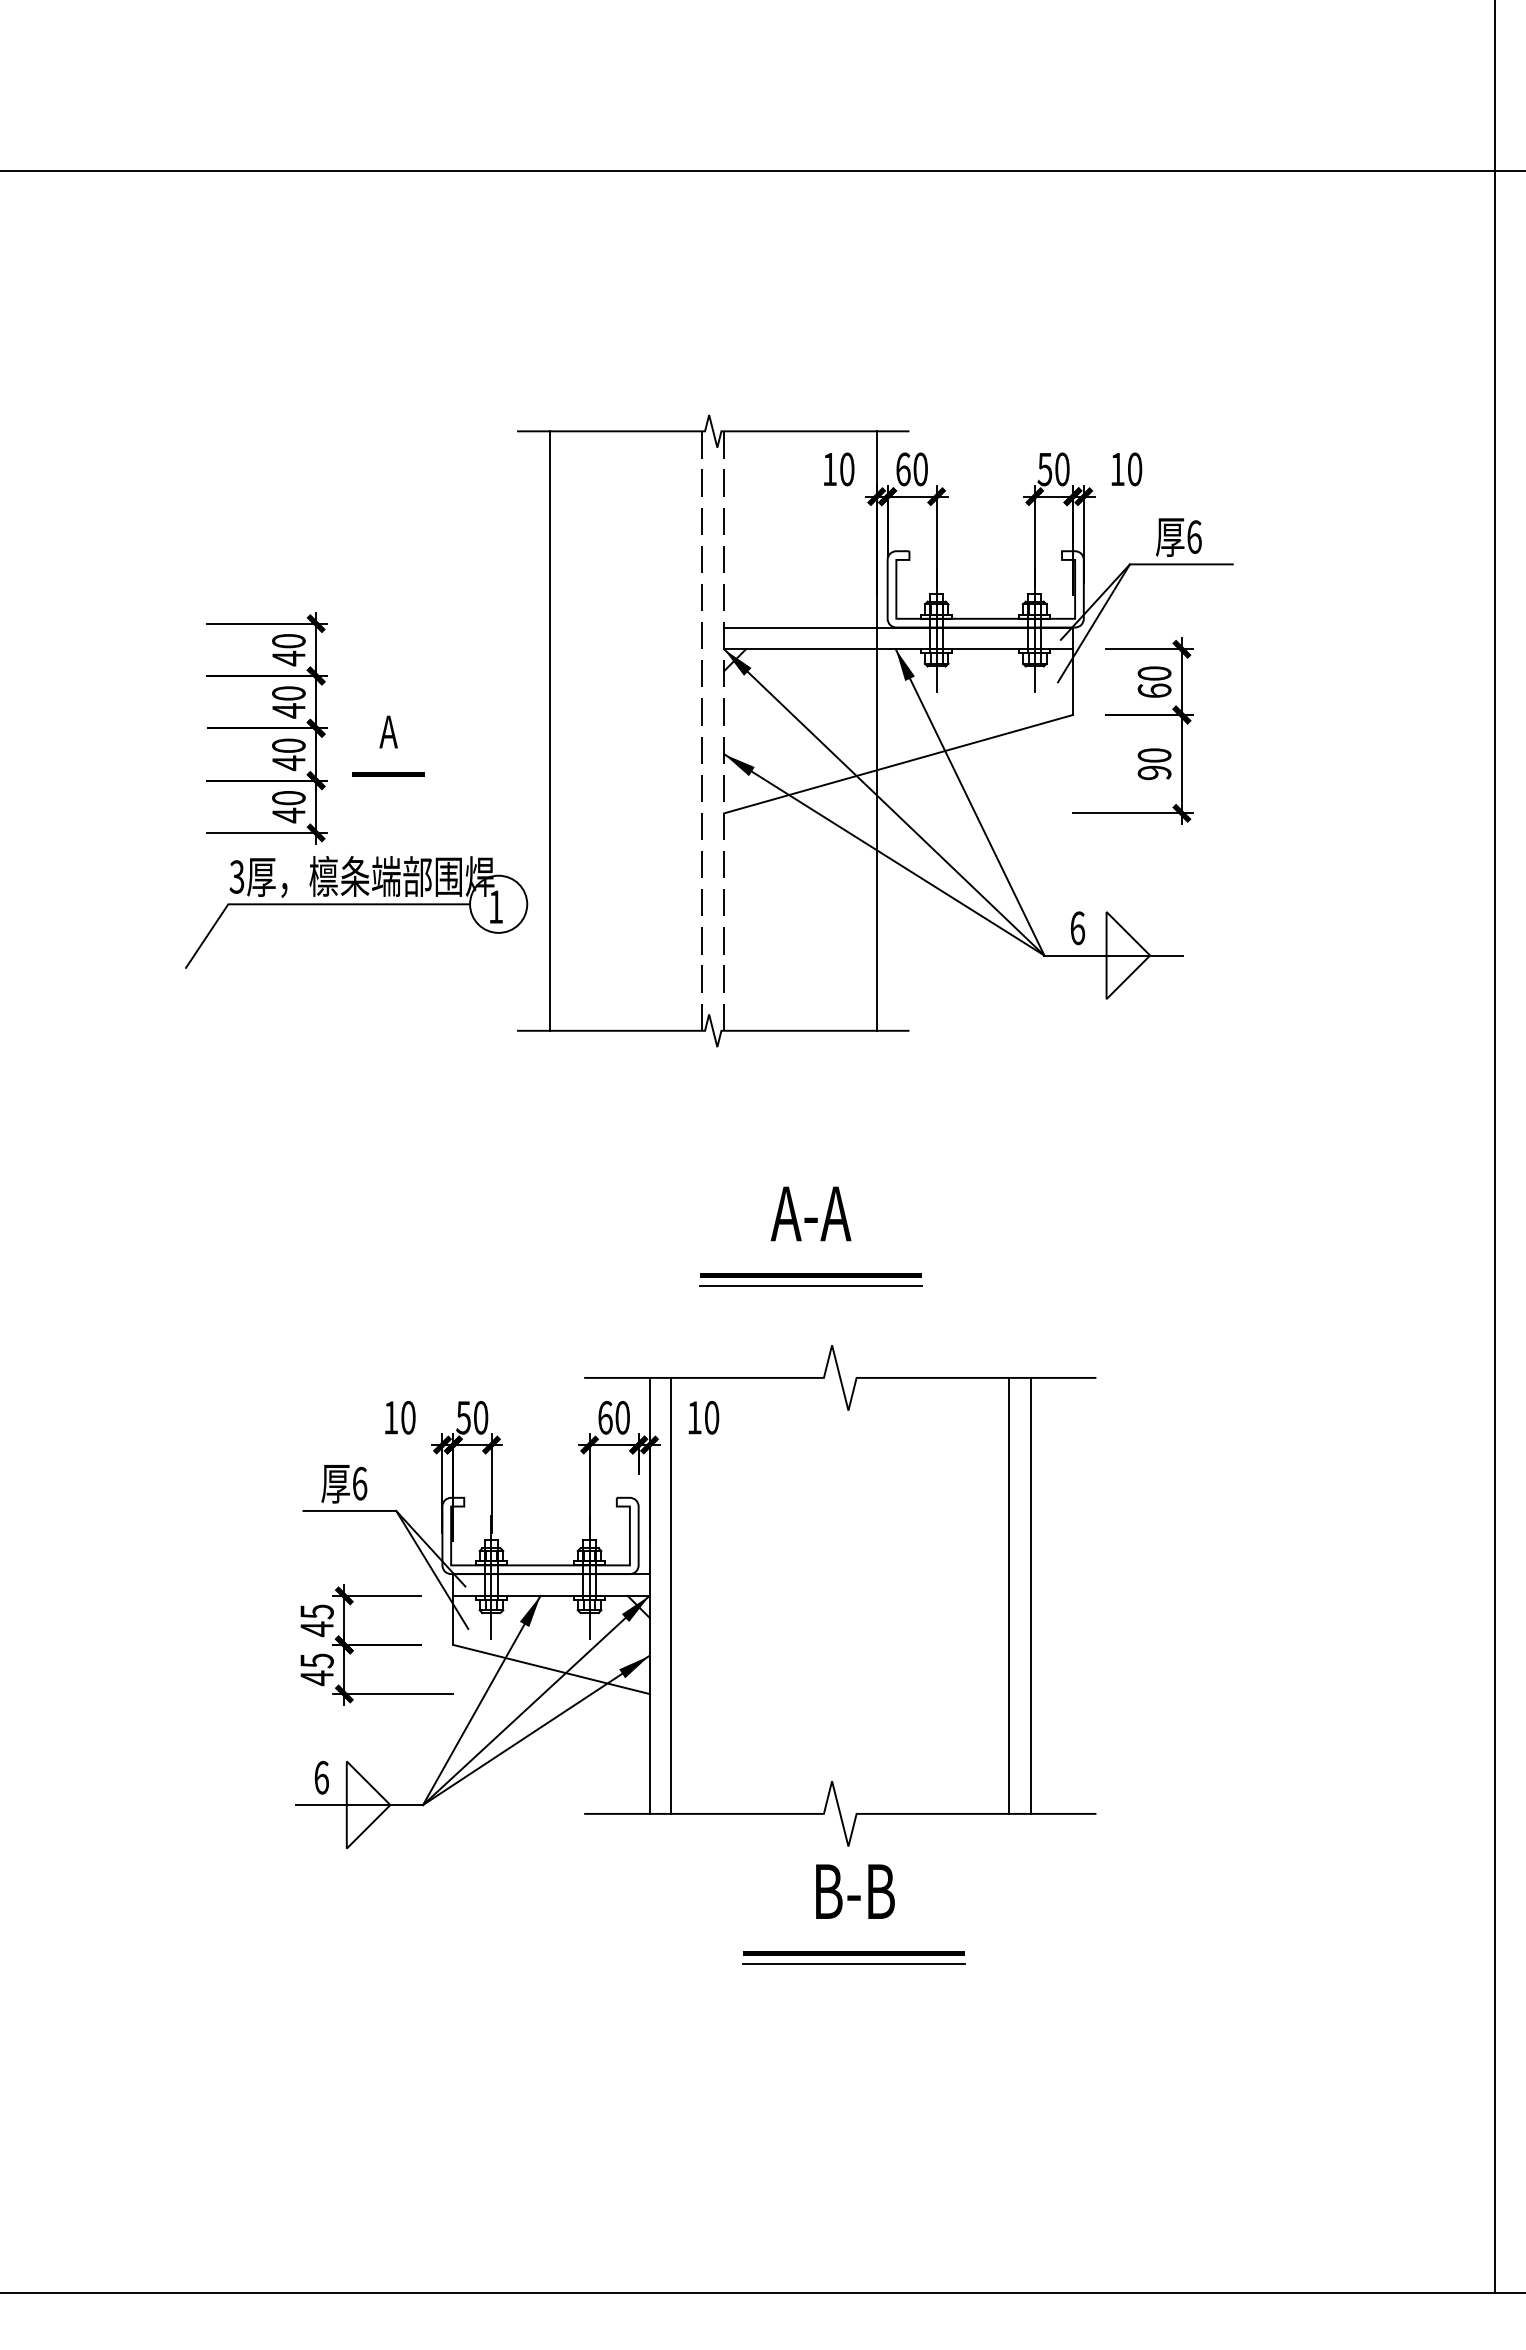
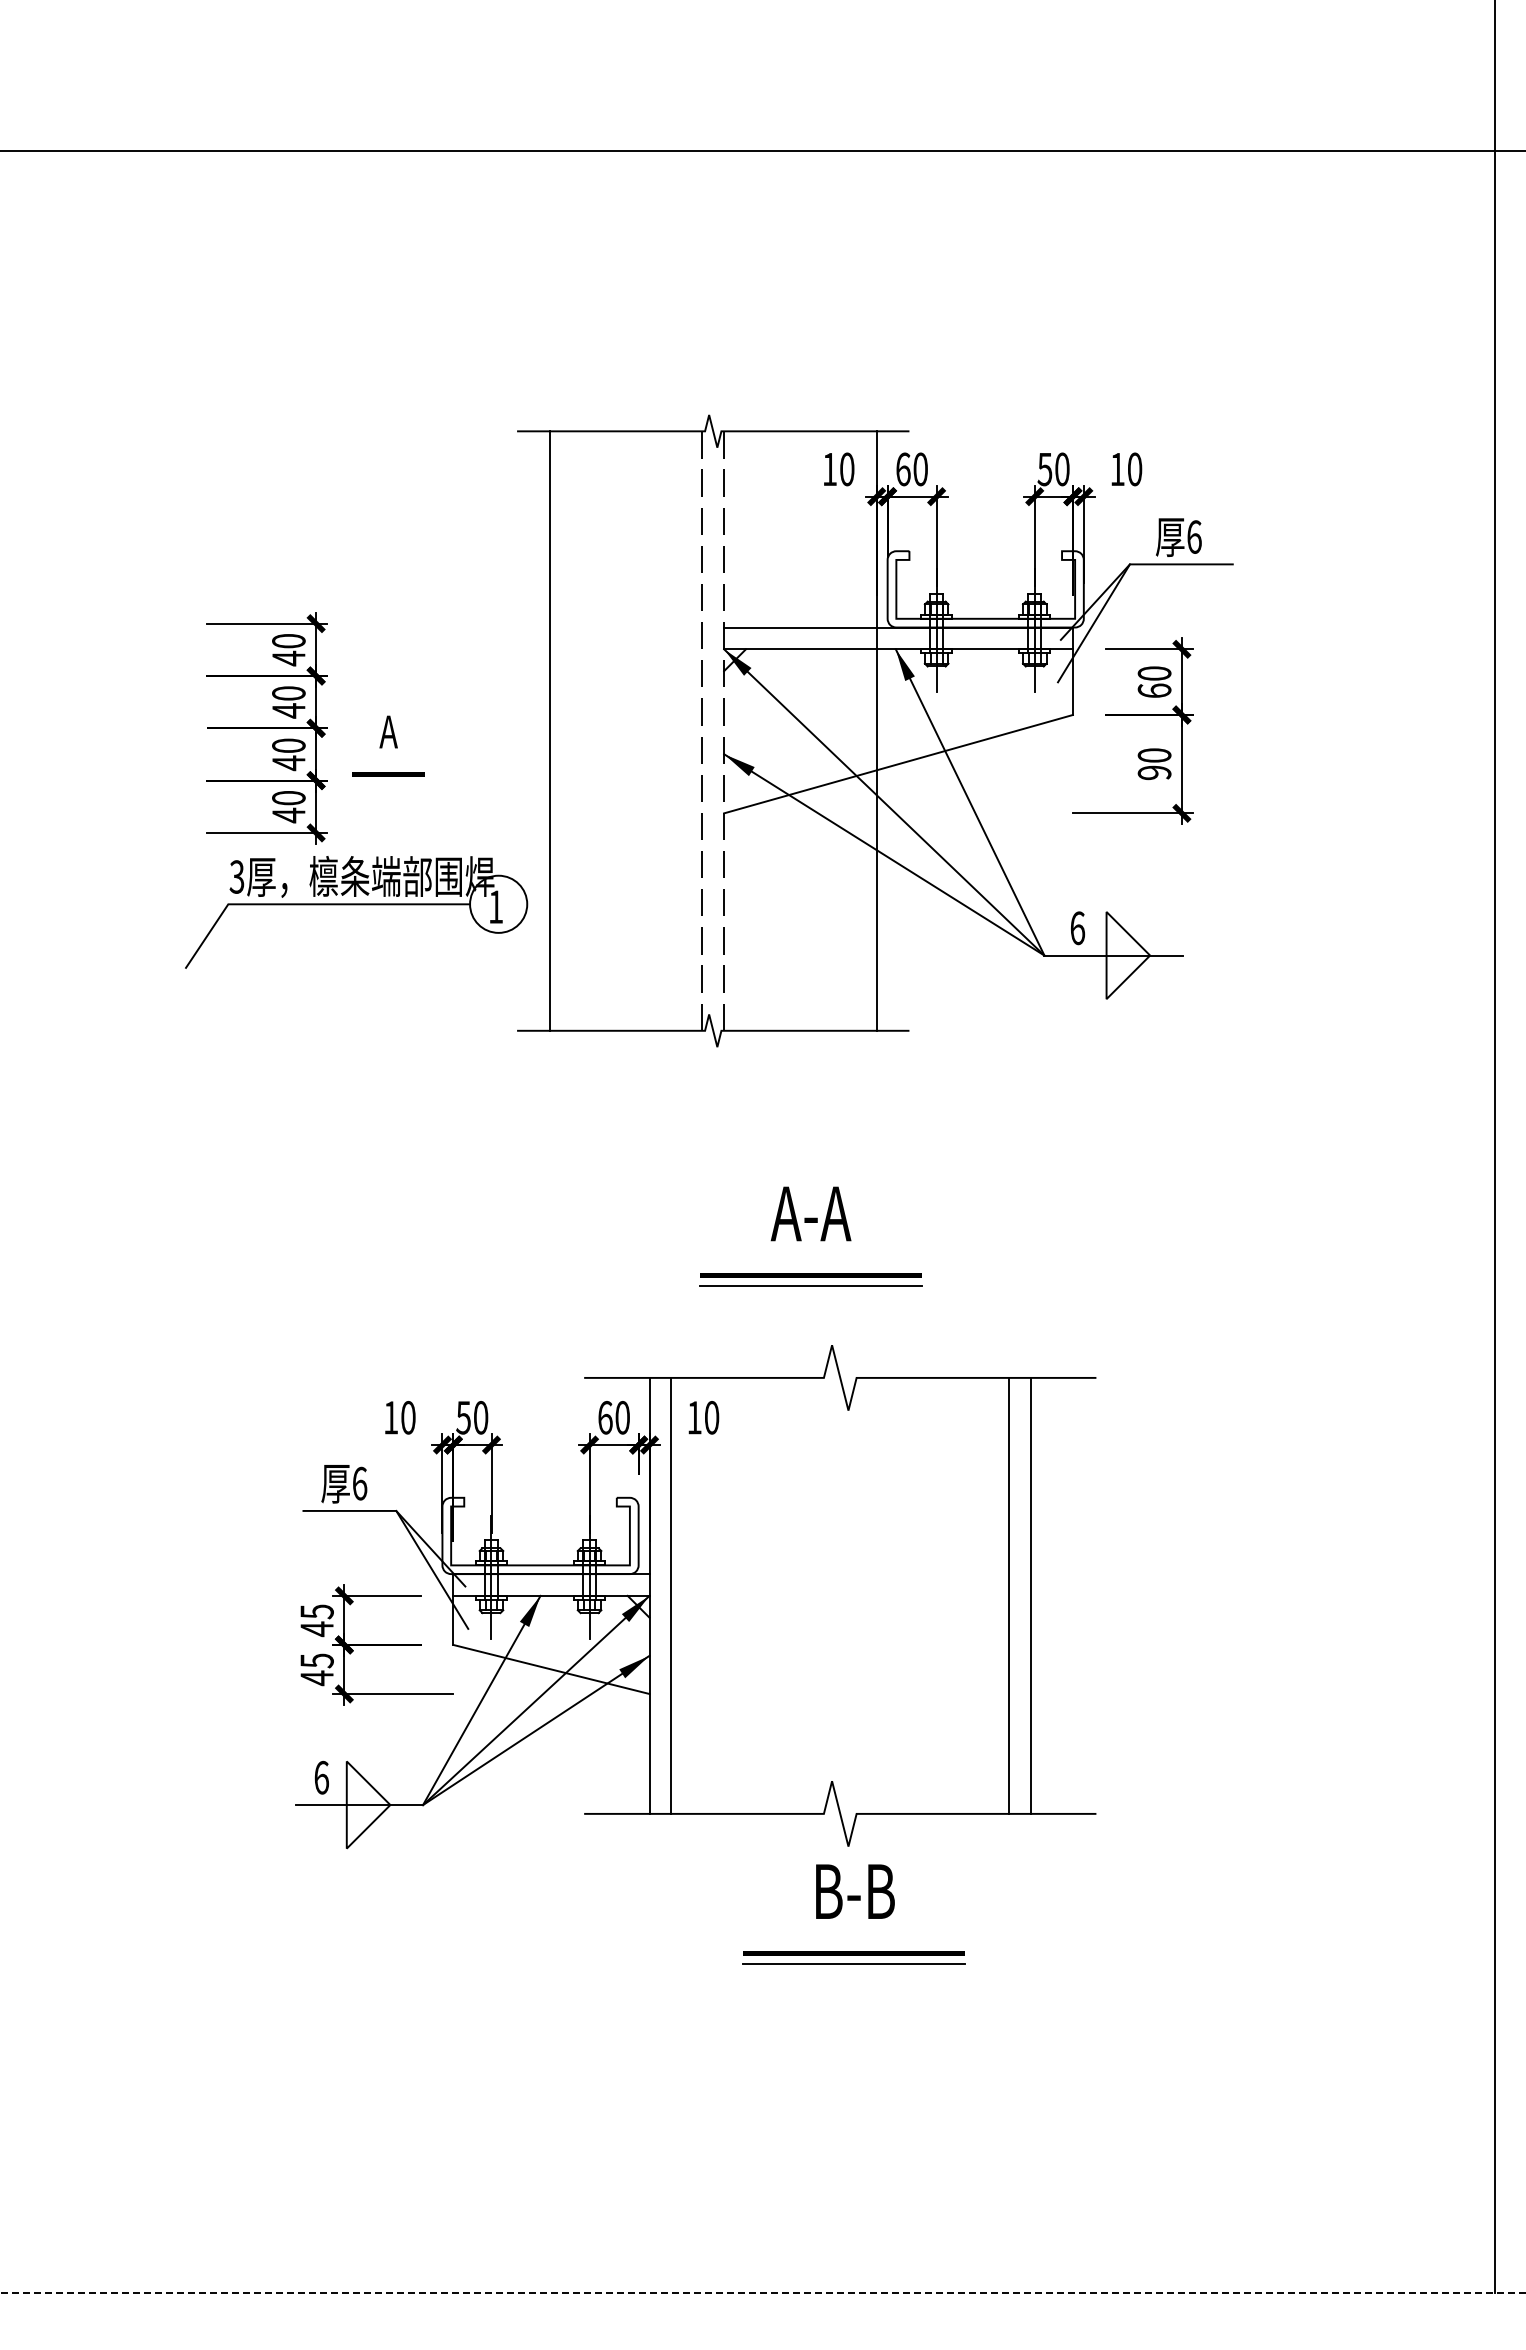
line position: (762, 171) -> (762, 151) (762, 151)
line: solid -> dashed (762, 2292)
